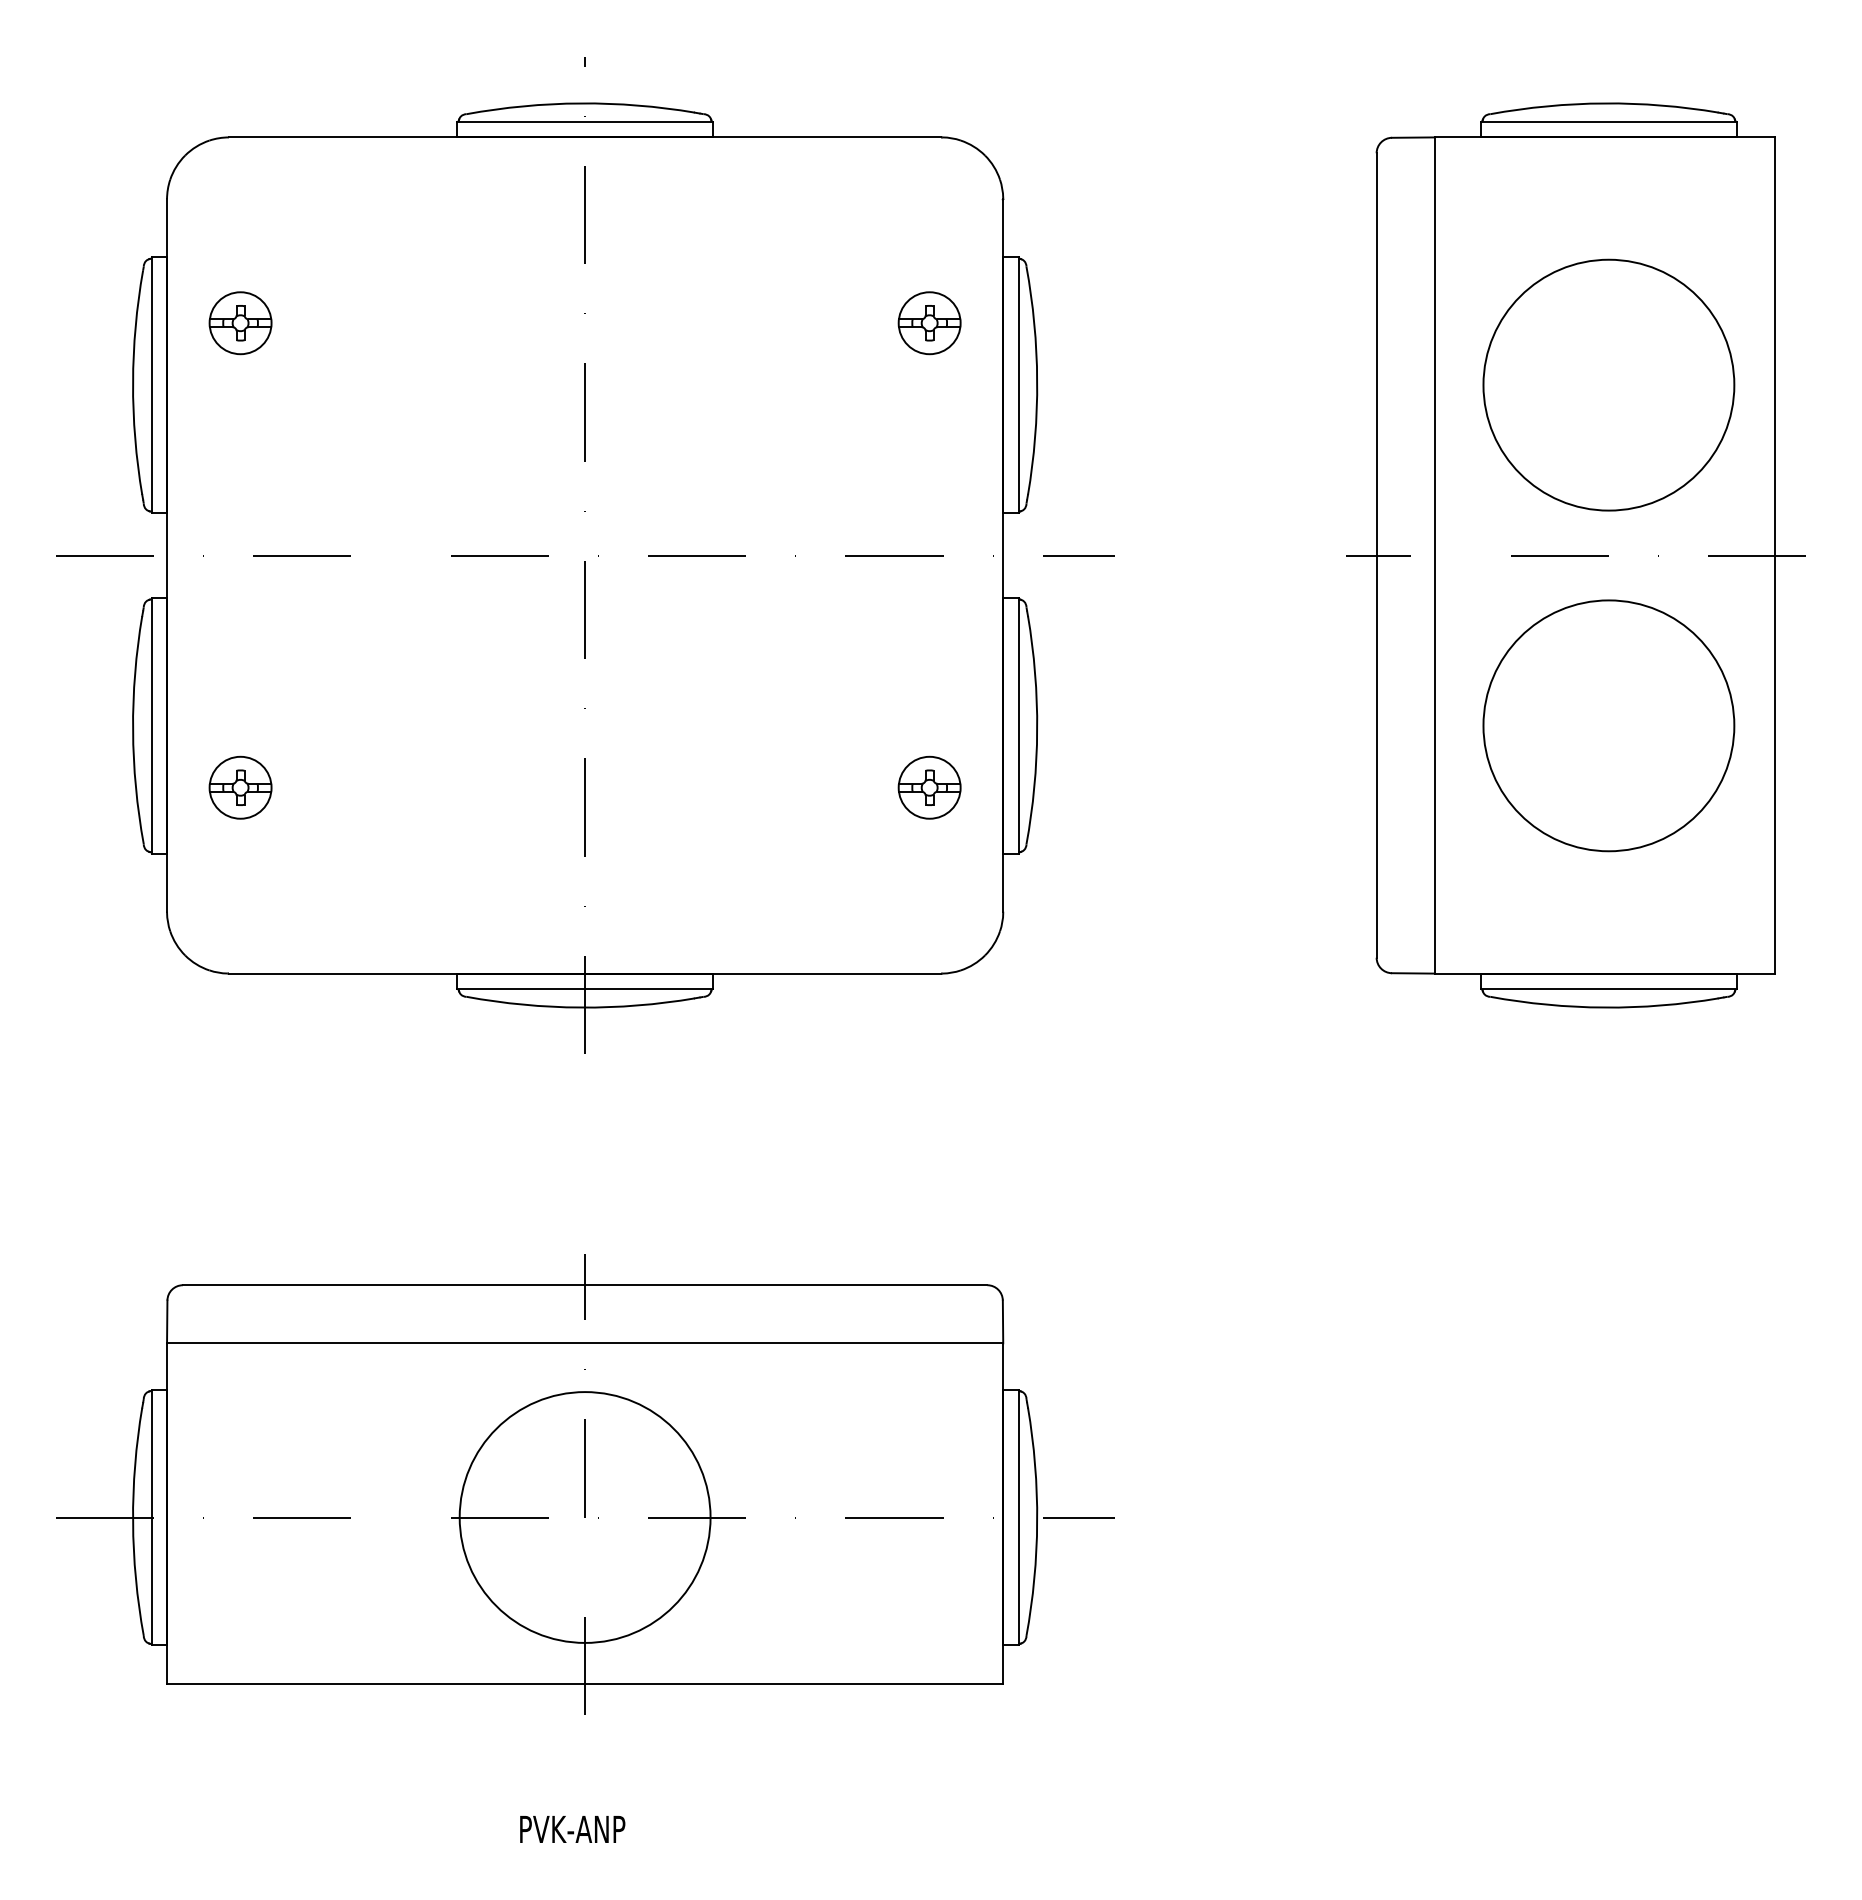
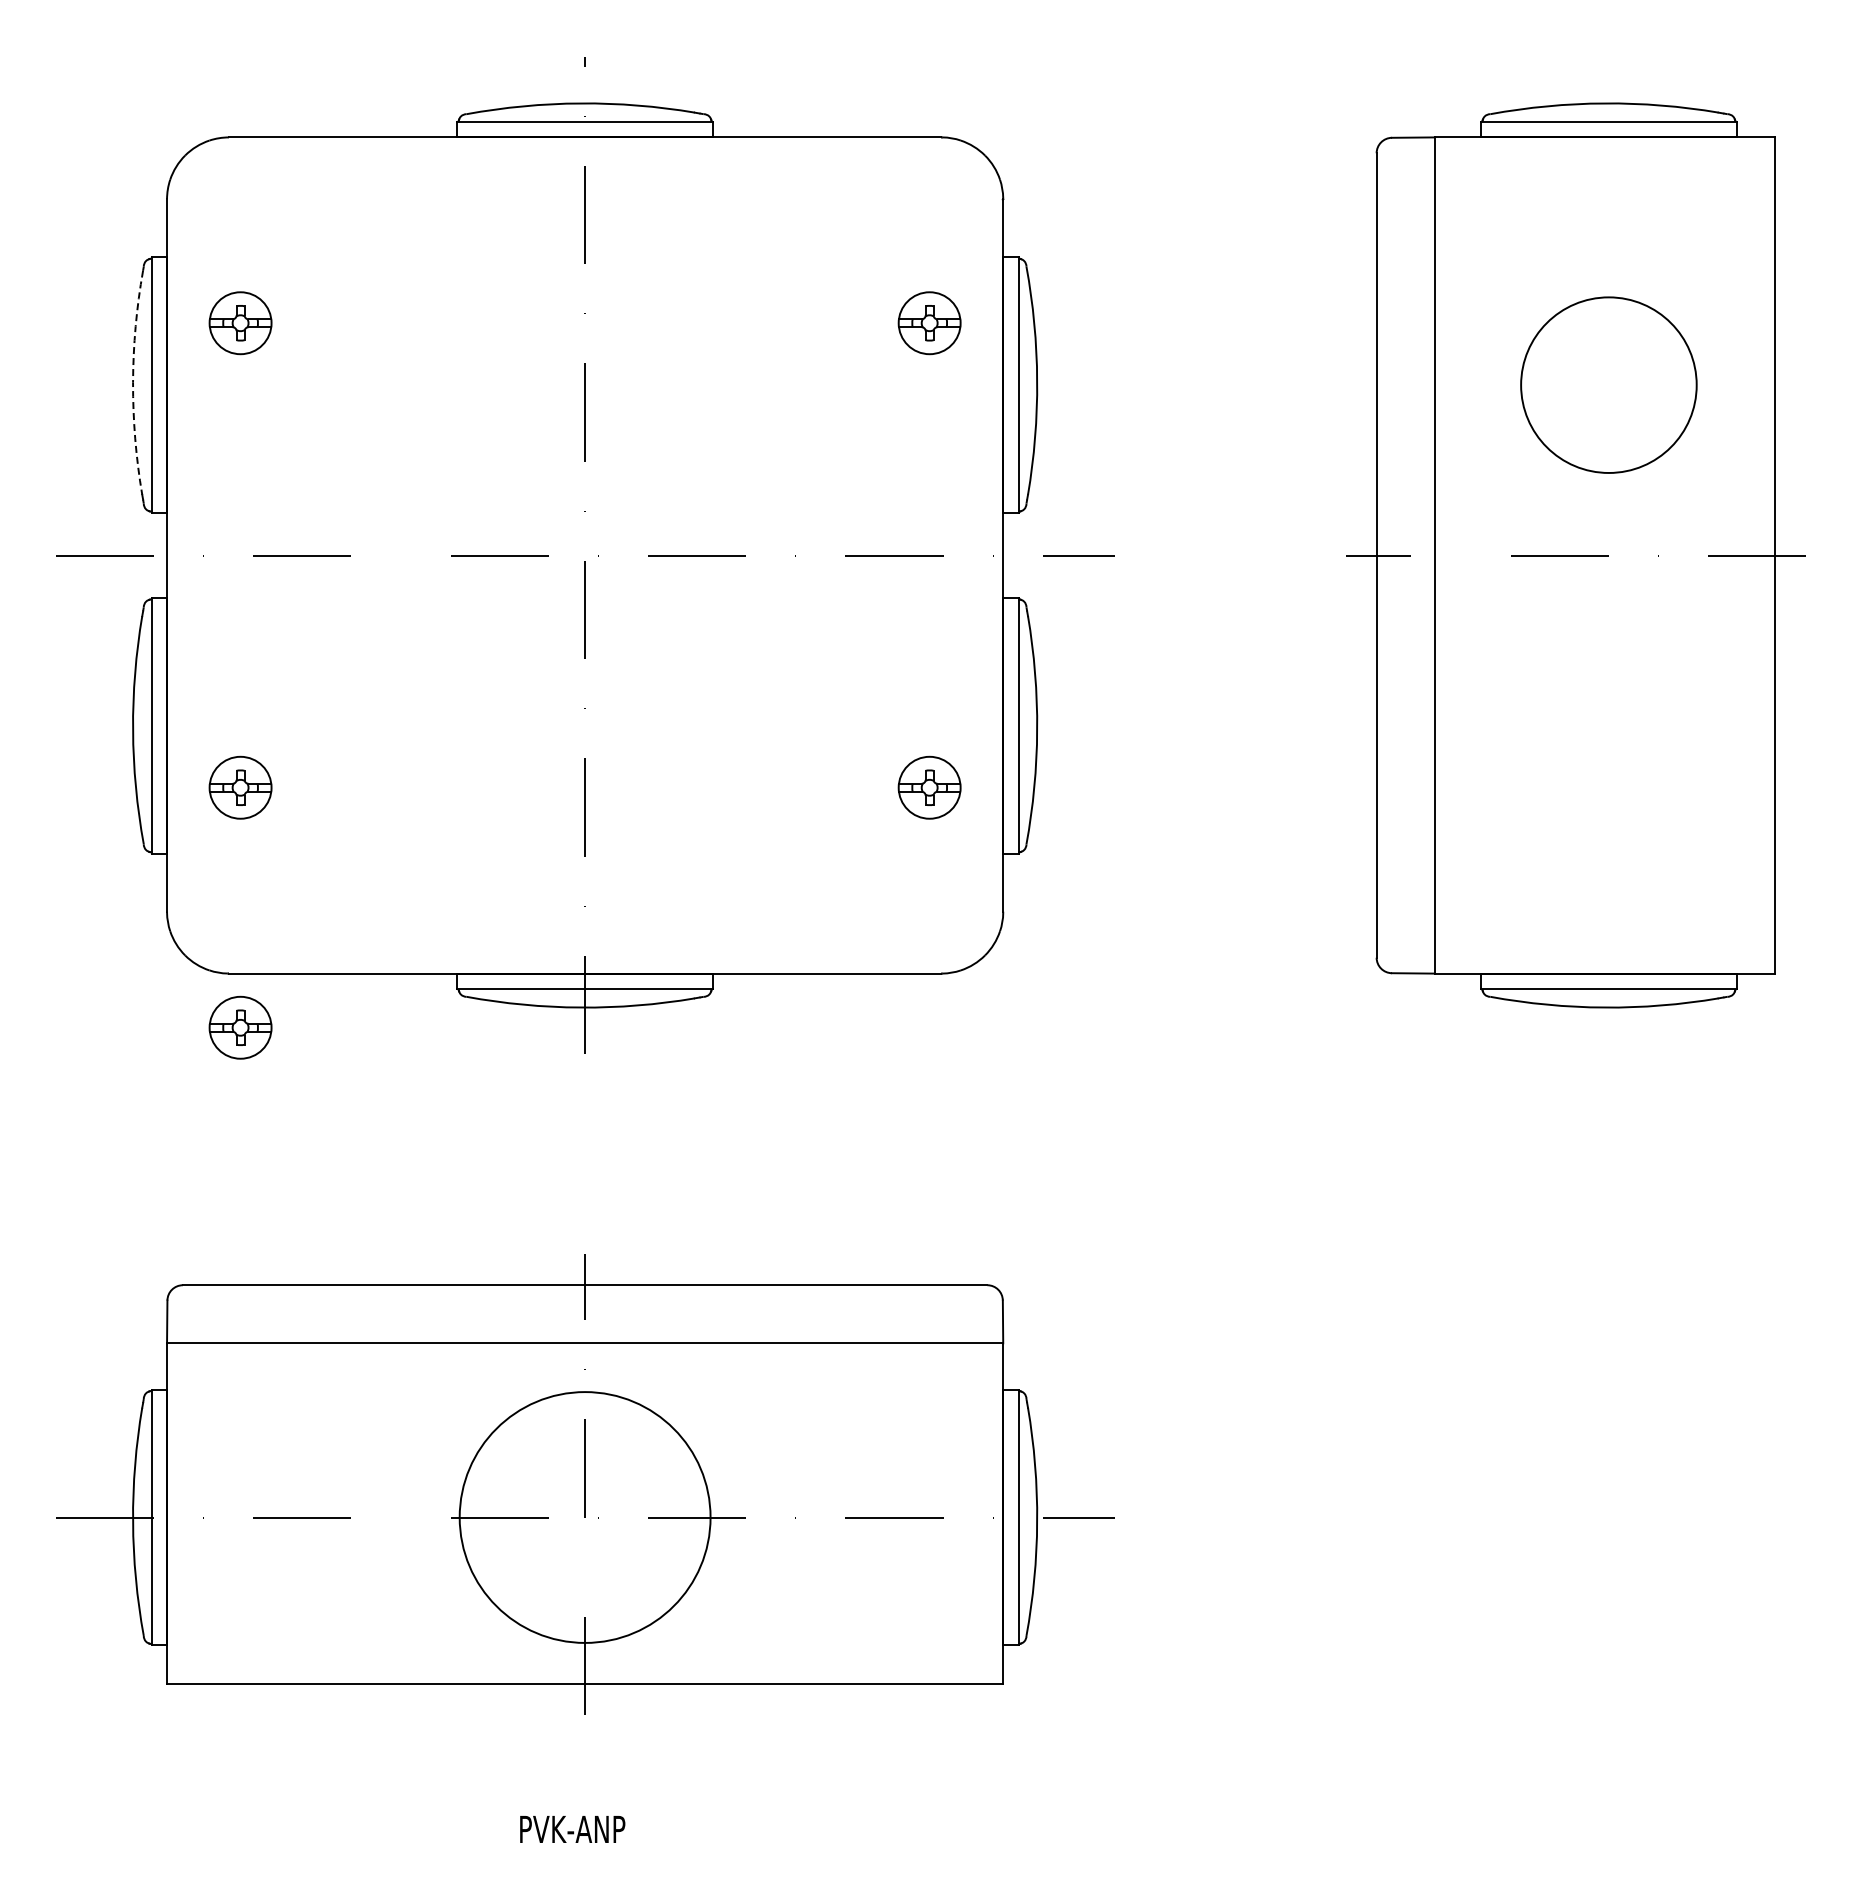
arc: solid -> dashed (133, 382)
circle diameter: 251 px -> 176 px (1608, 384)
circle: present -> none (1608, 725)
part: none -> present (240, 1027)
